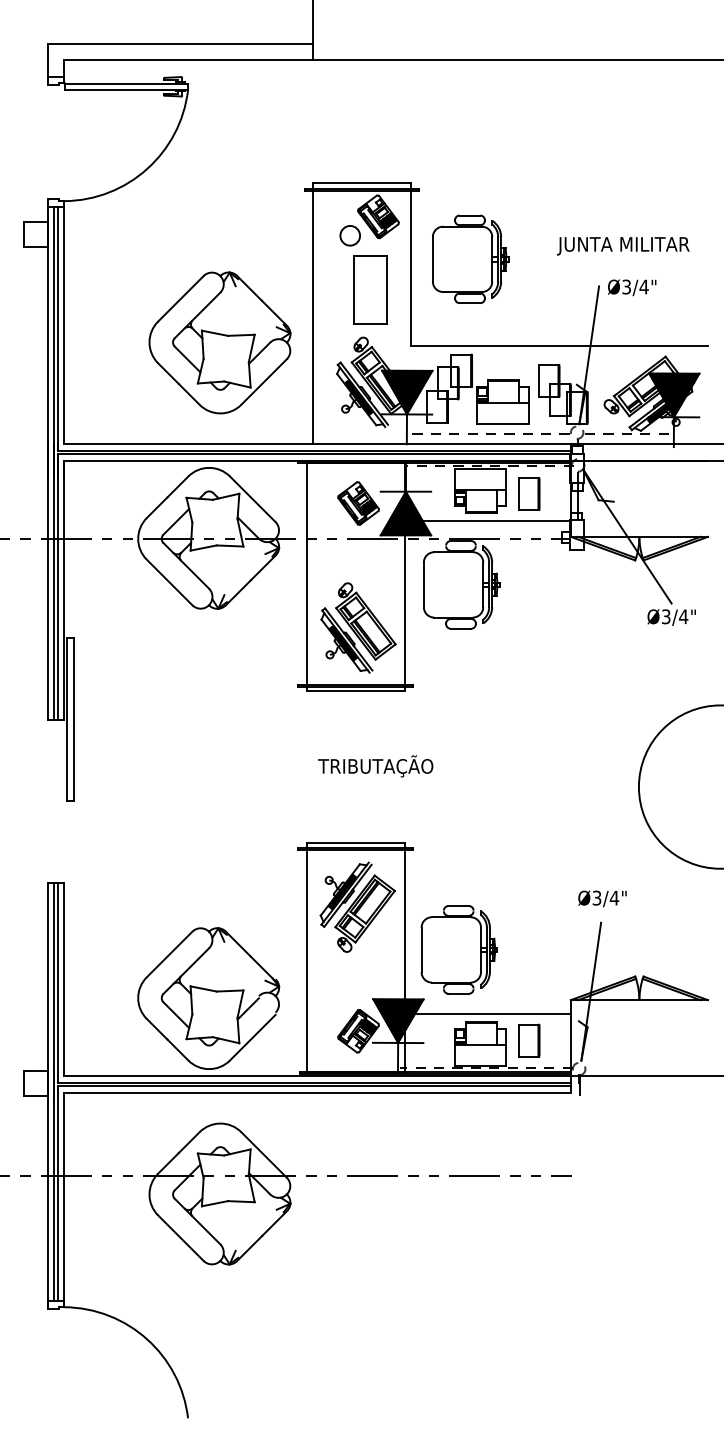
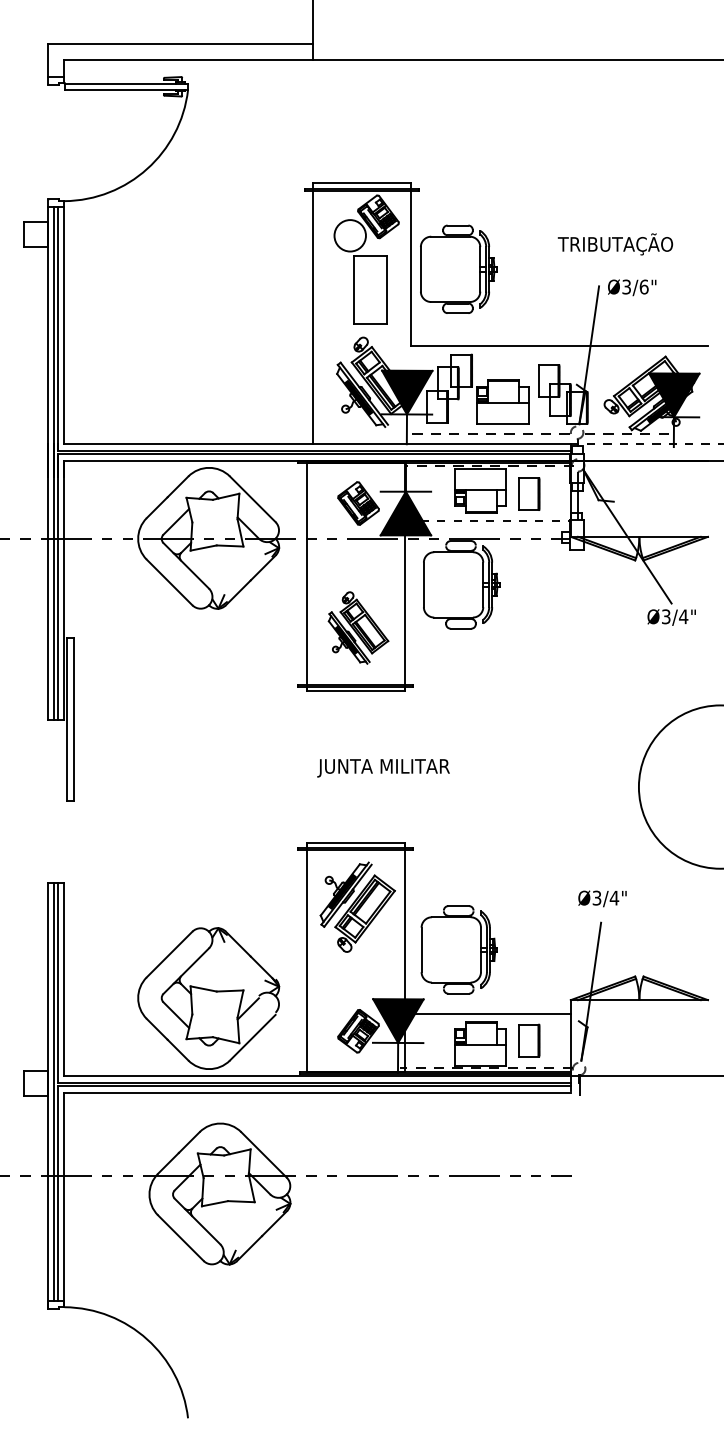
circle diameter: 20 px -> 31 px (349, 235)
text: JUNTA MILITAR -> TRIBUTAÇÃO (623, 244)
part position: (470, 258) -> (458, 268) (458, 268)
text: Ø3/4" -> Ø3/6" (643, 286)
part: present -> none (219, 342)
line: solid -> dashed (647, 444)
line: solid -> dashed (488, 521)
part size: 77x92 px -> 63x74 px (358, 627)
text: TRIBUTAÇÃO -> JUNTA MILITAR (383, 766)
